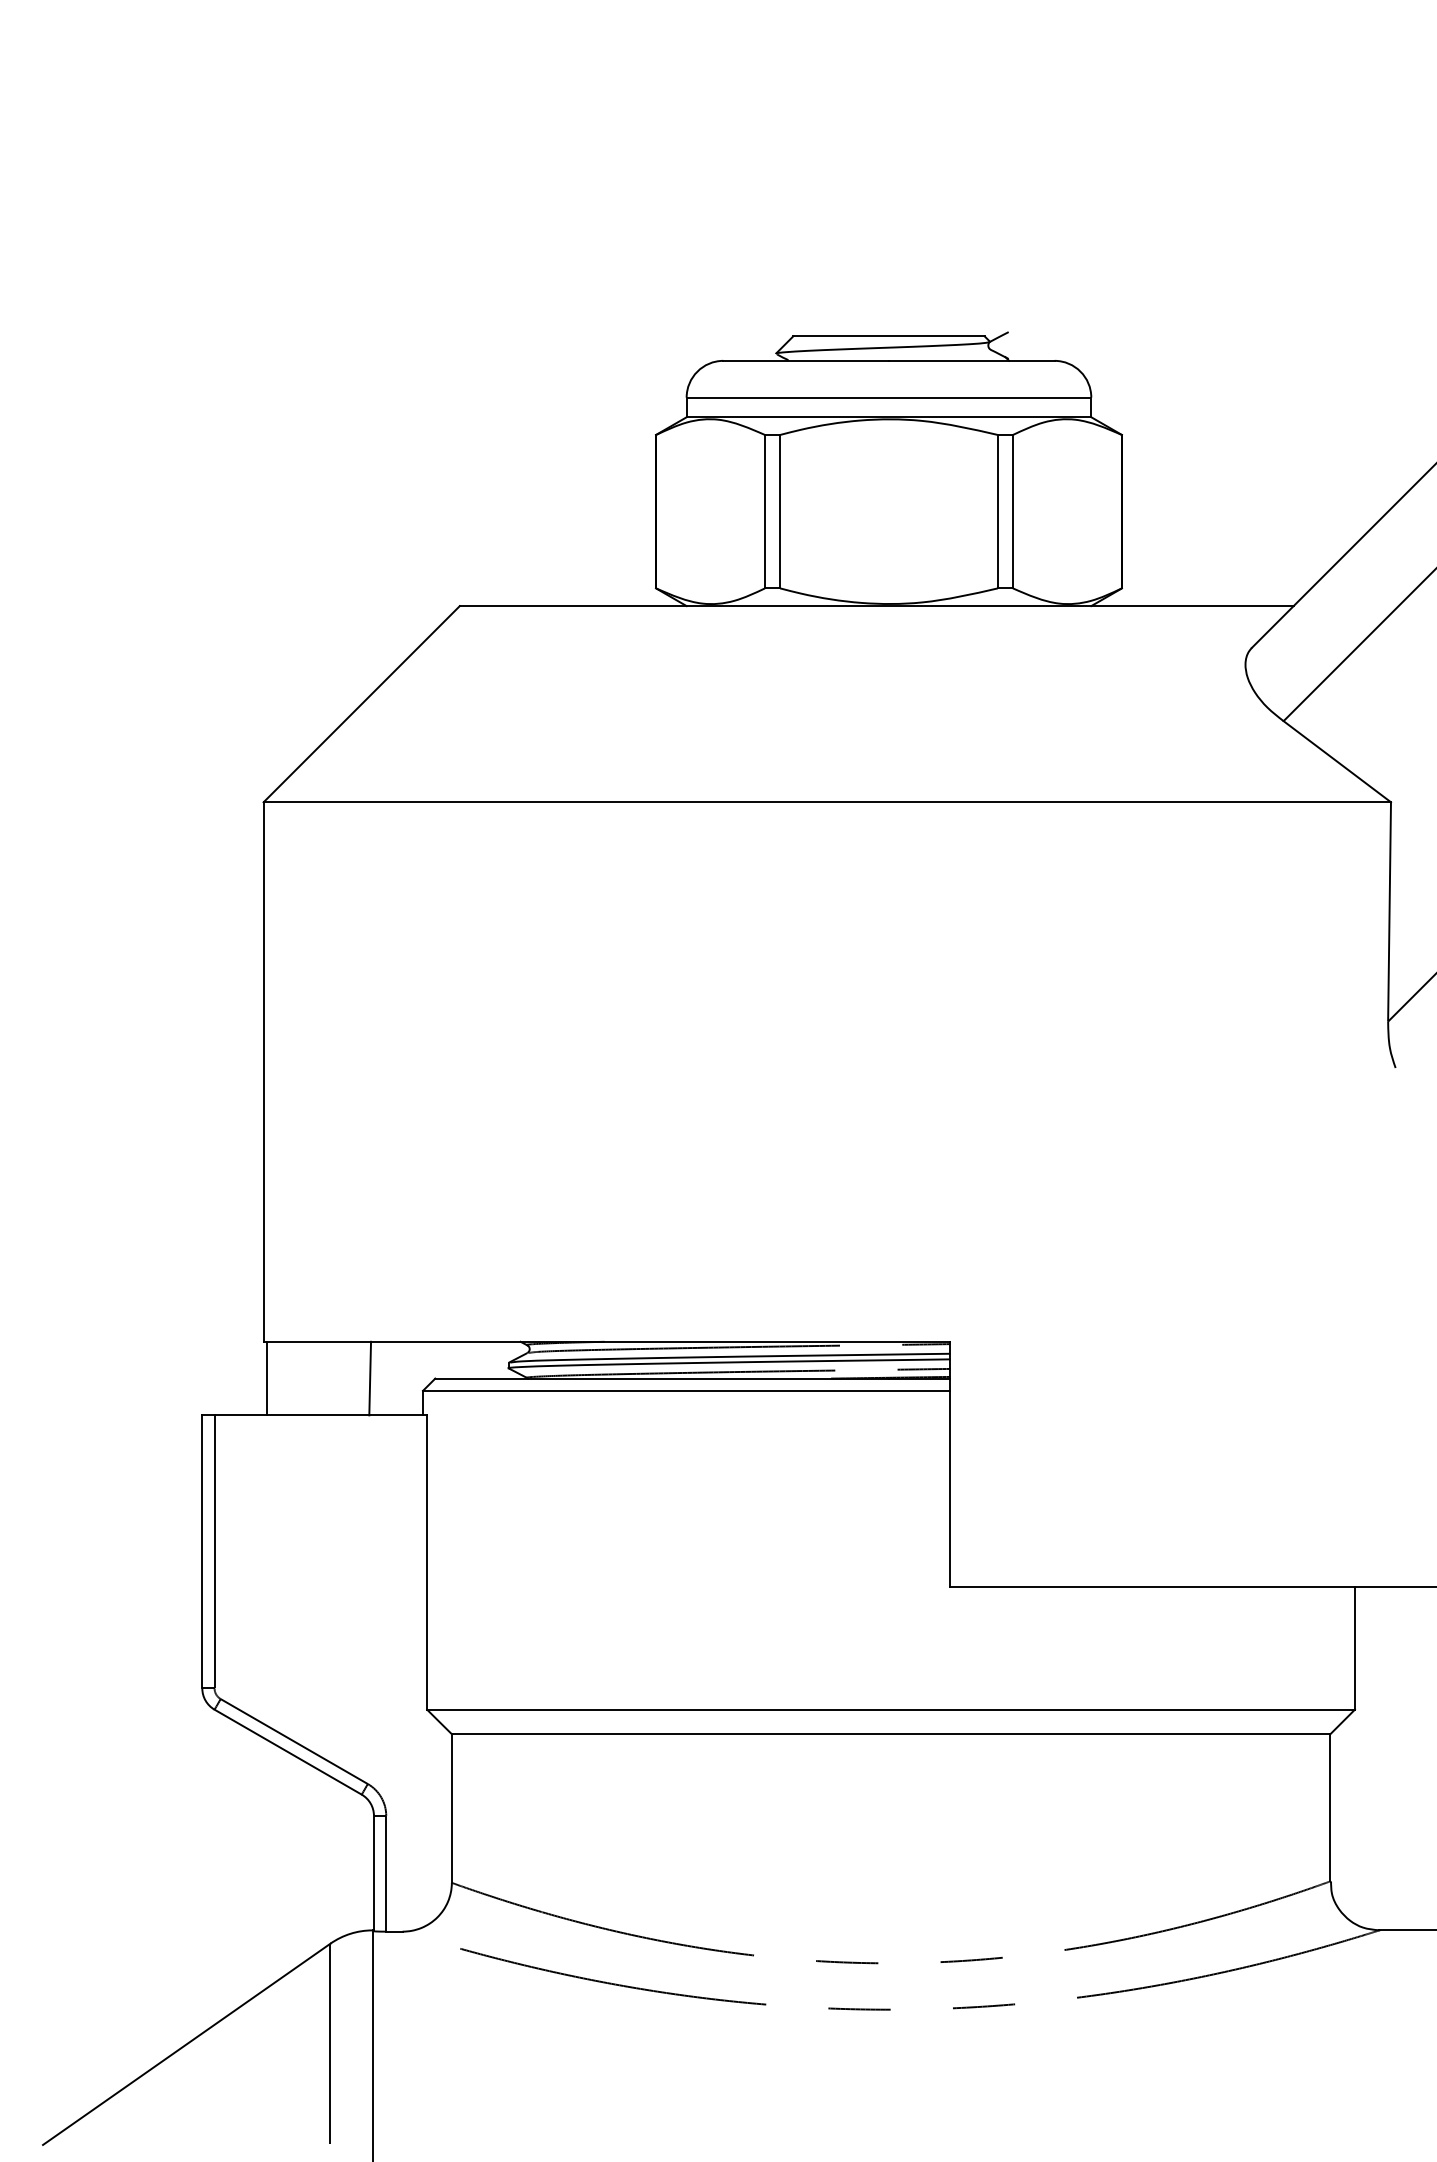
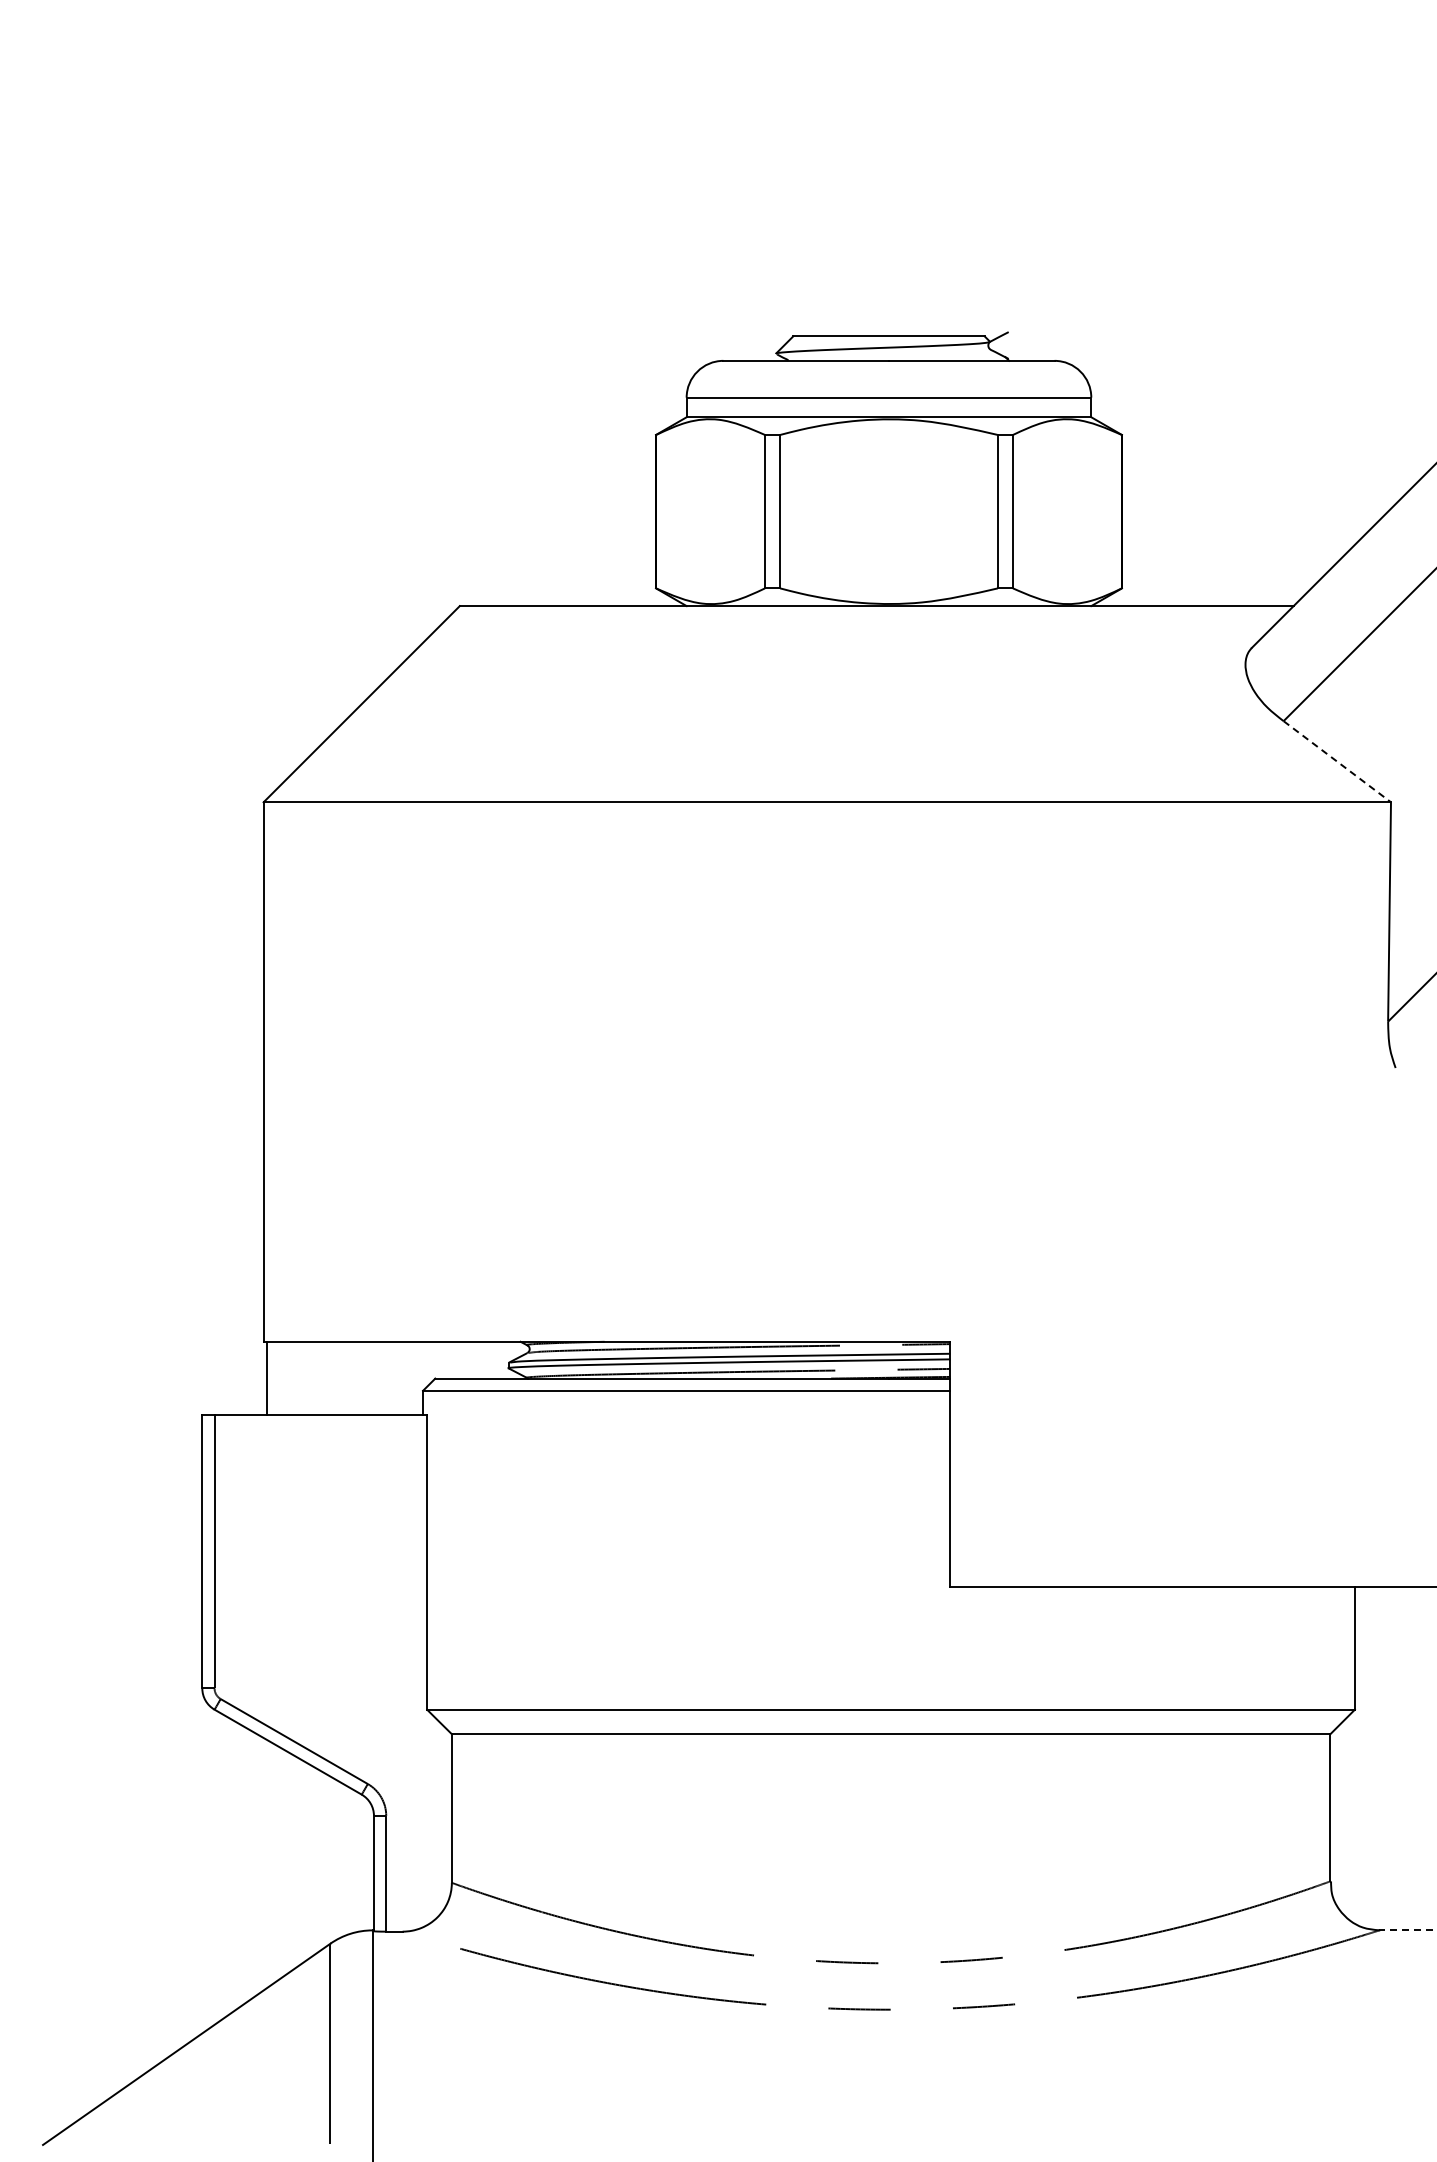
line: solid -> dashed (1337, 762)
line: present -> none (370, 1378)
line: solid -> dashed (1407, 1930)
